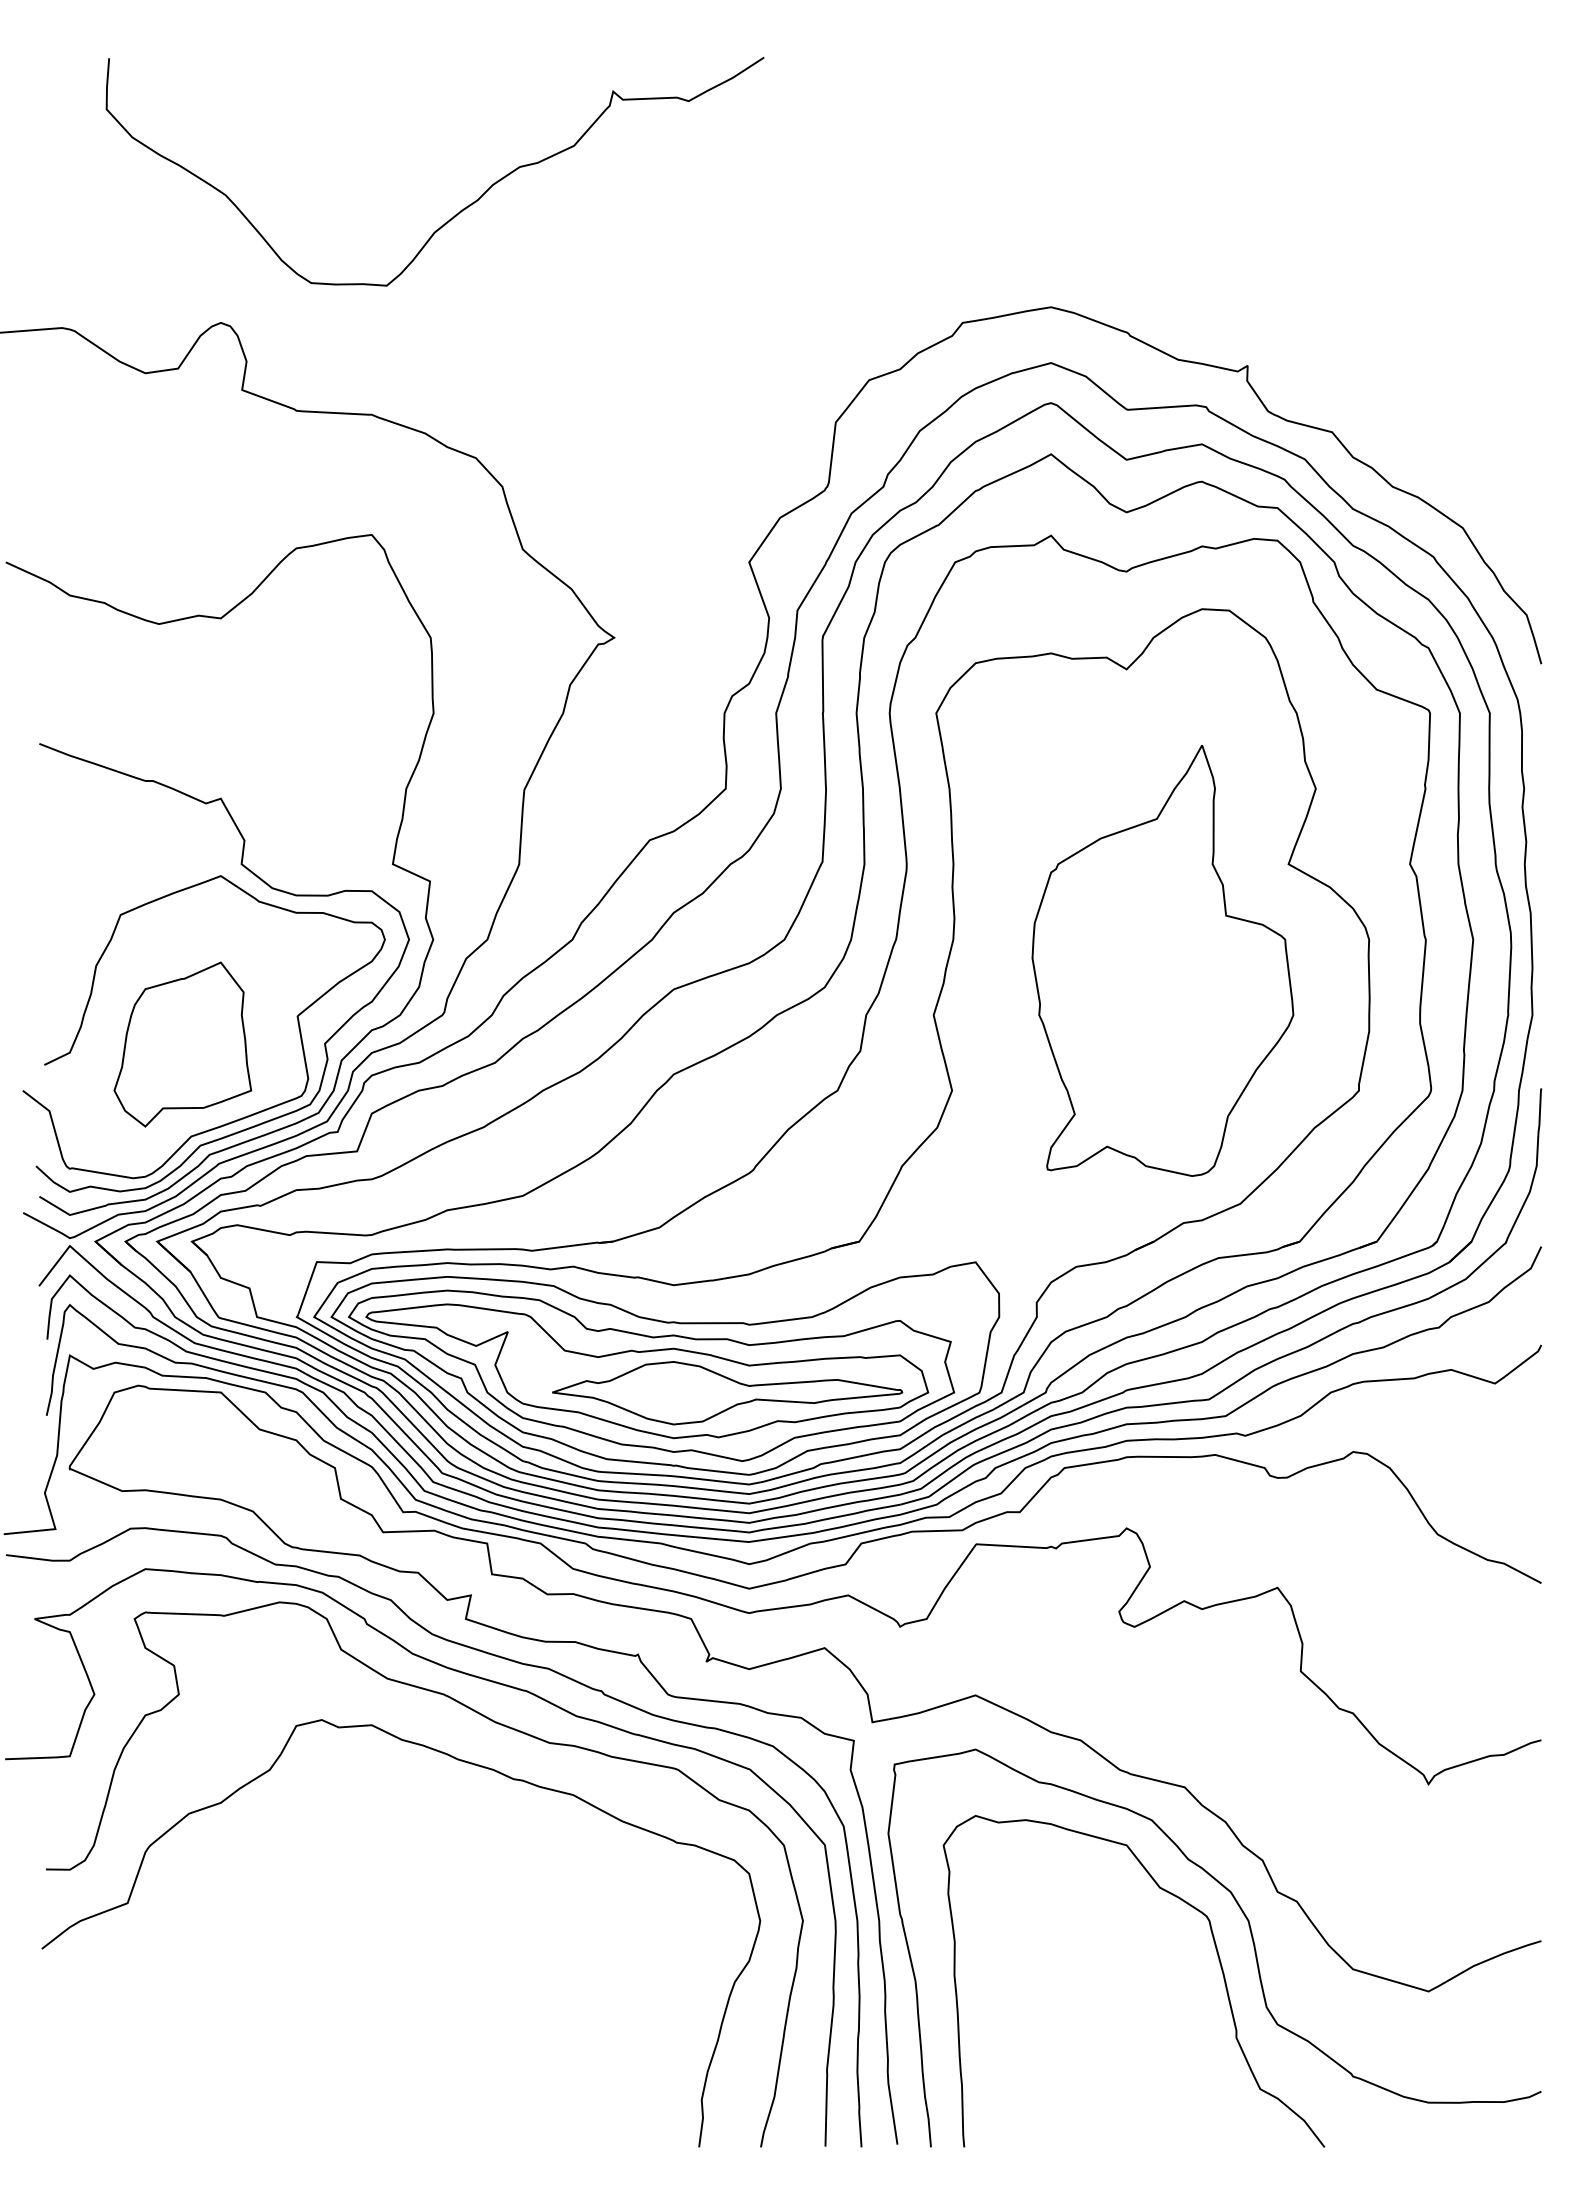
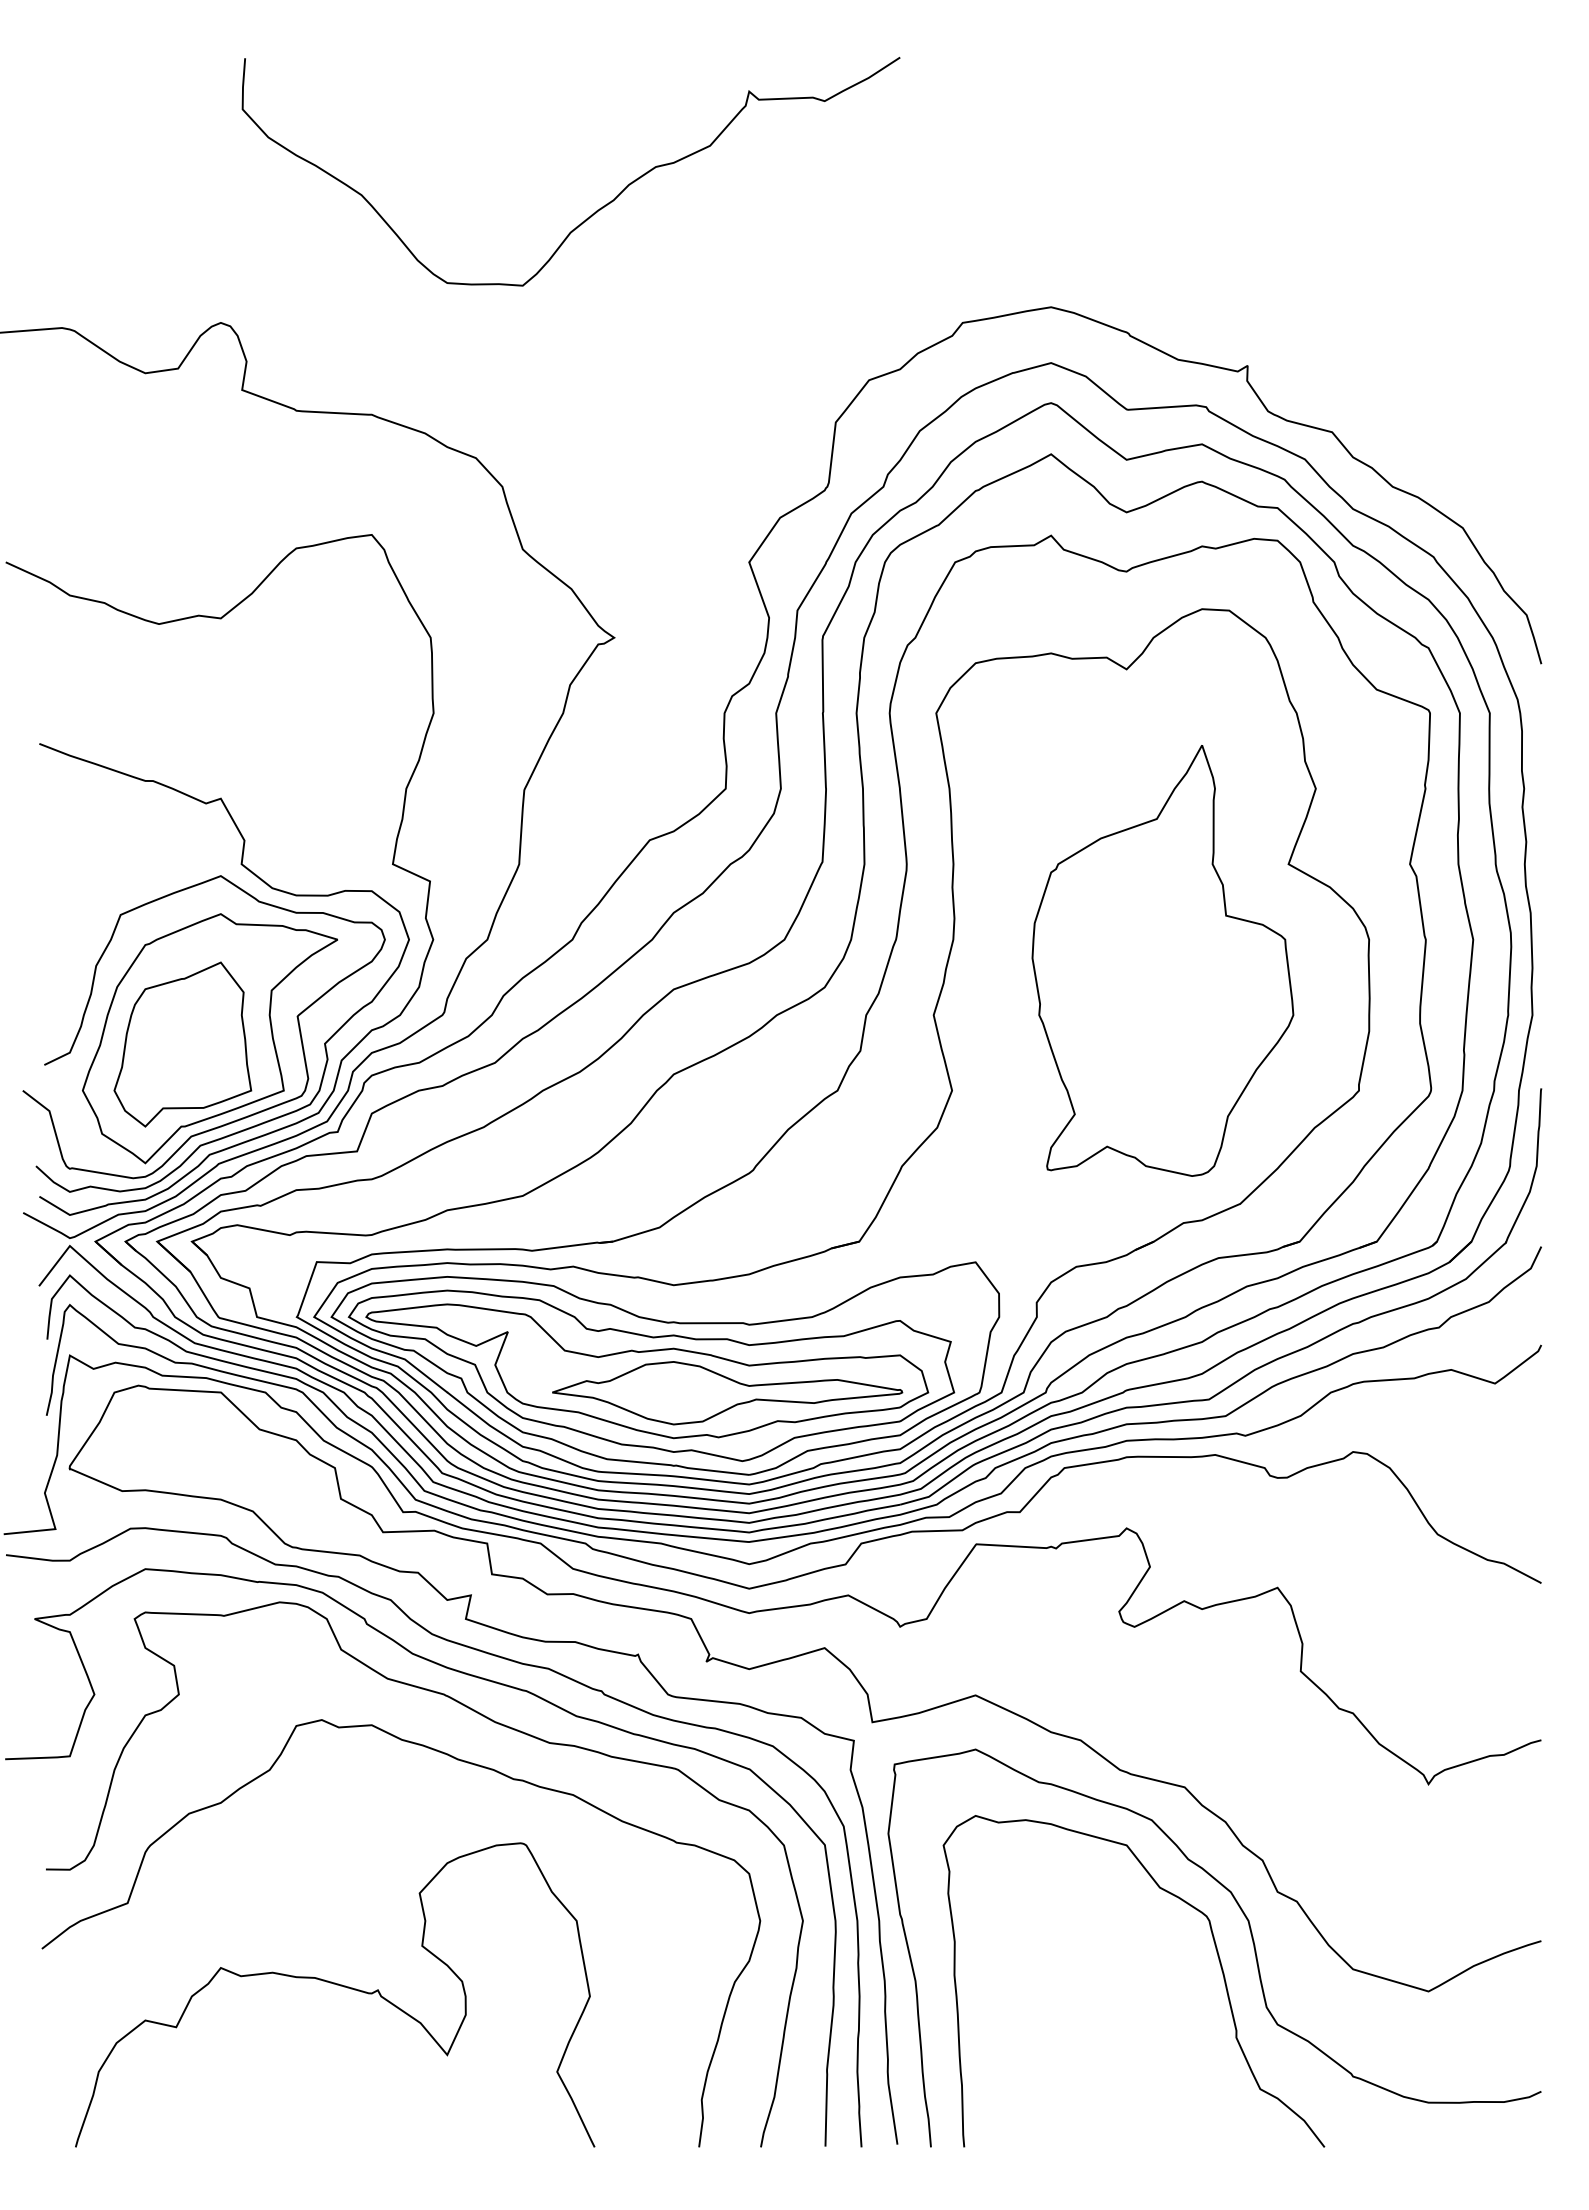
curve position: (464, 207) -> (600, 207) (600, 207)
part: none -> present (209, 1038)
curve: none -> present (337, 1985)
